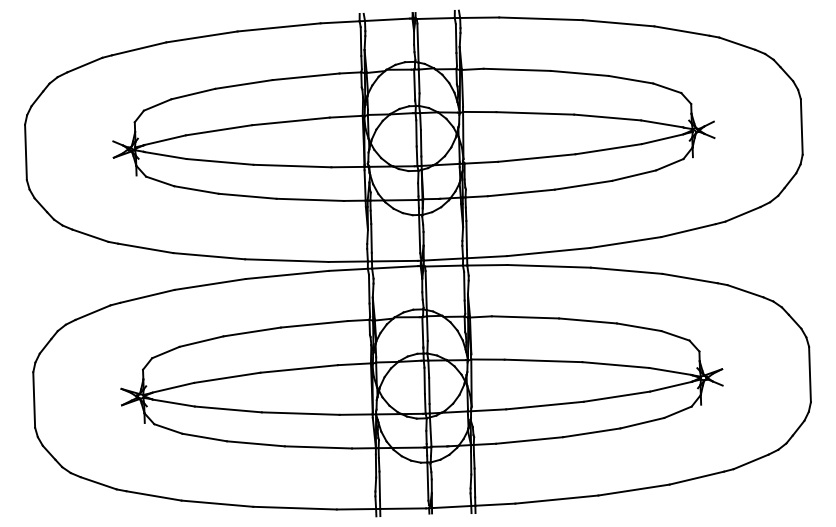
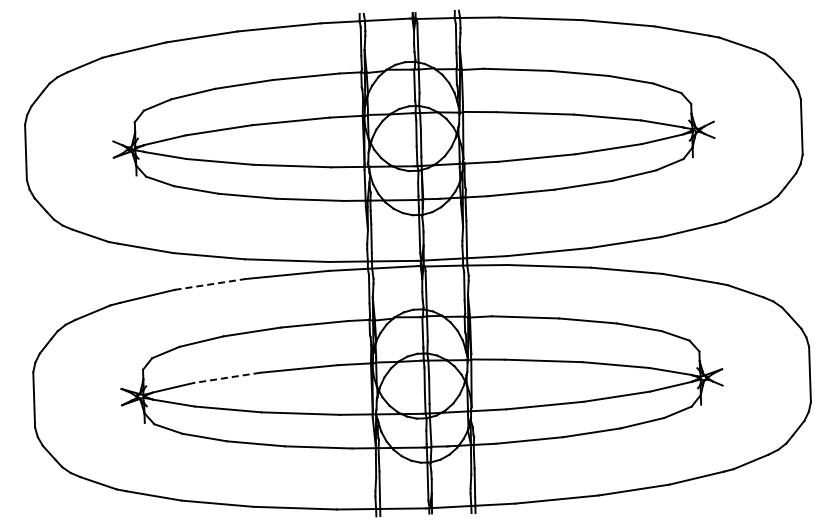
line: solid -> dashed (210, 284)
line: solid -> dashed (227, 377)
